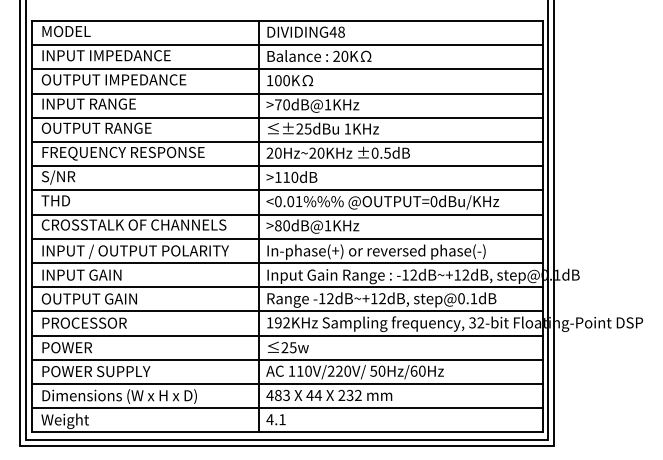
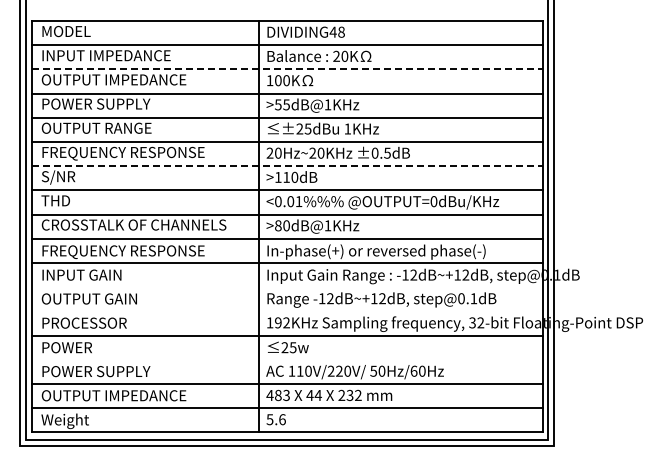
line: solid -> dashed (287, 69)
text: INPUT RANGE -> POWER SUPPLY (96, 103)
text: >70dB@1KHz -> >55dB@1KHz (282, 104)
line: solid -> dashed (287, 166)
text: INPUT / OUTPUT POLARITY -> FREQUENCY RESPONSE (135, 251)
line: present -> none (286, 287)
line: present -> none (286, 311)
line: present -> none (286, 359)
text: Dimensions (W x H x D) -> OUTPUT IMPEDANCE (118, 396)
text: 4.1 -> 5.6 (275, 419)
